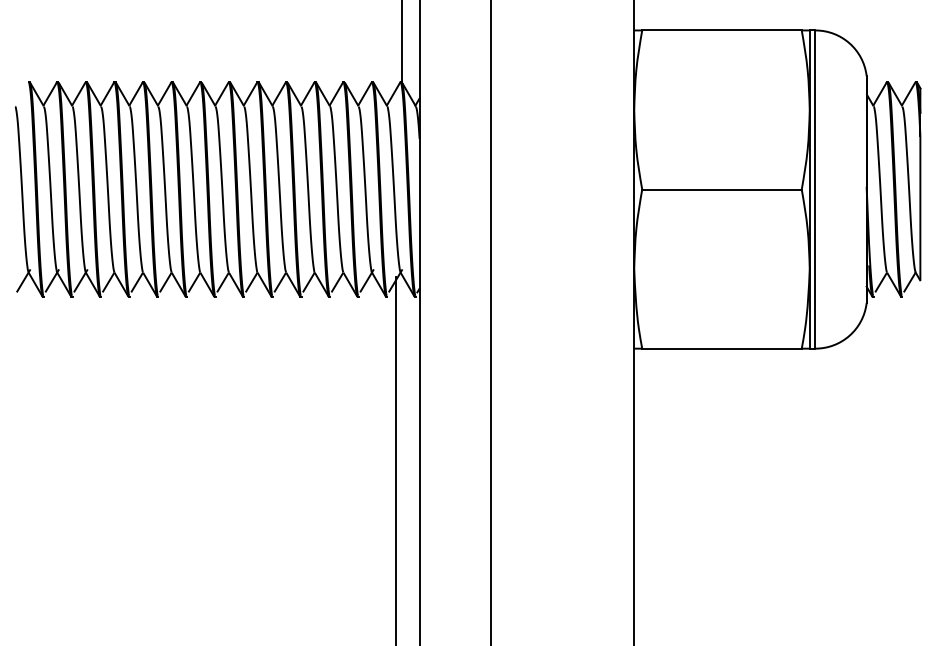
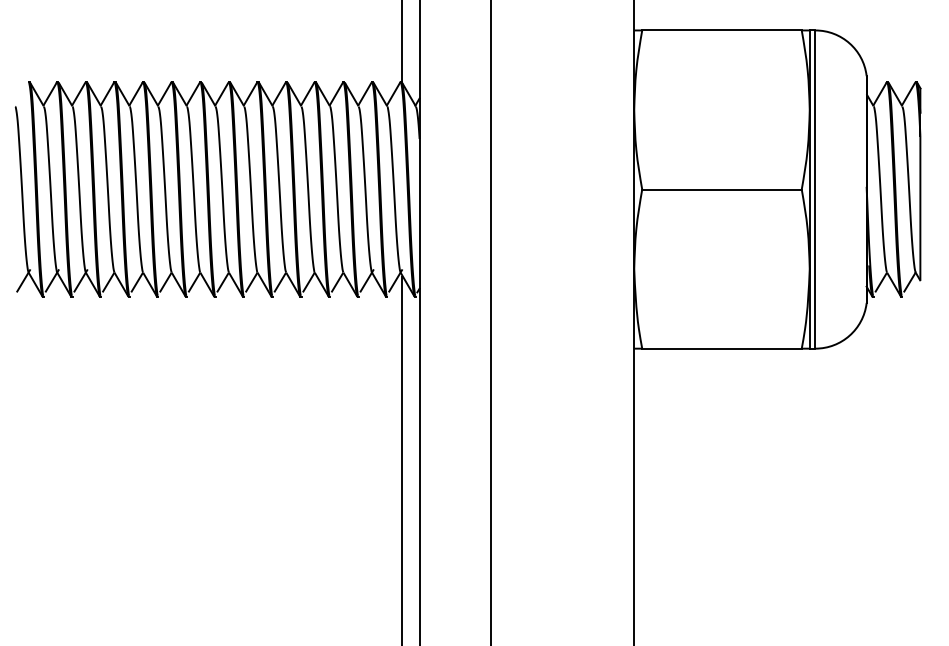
line position: (396, 458) -> (402, 458) (402, 458)
